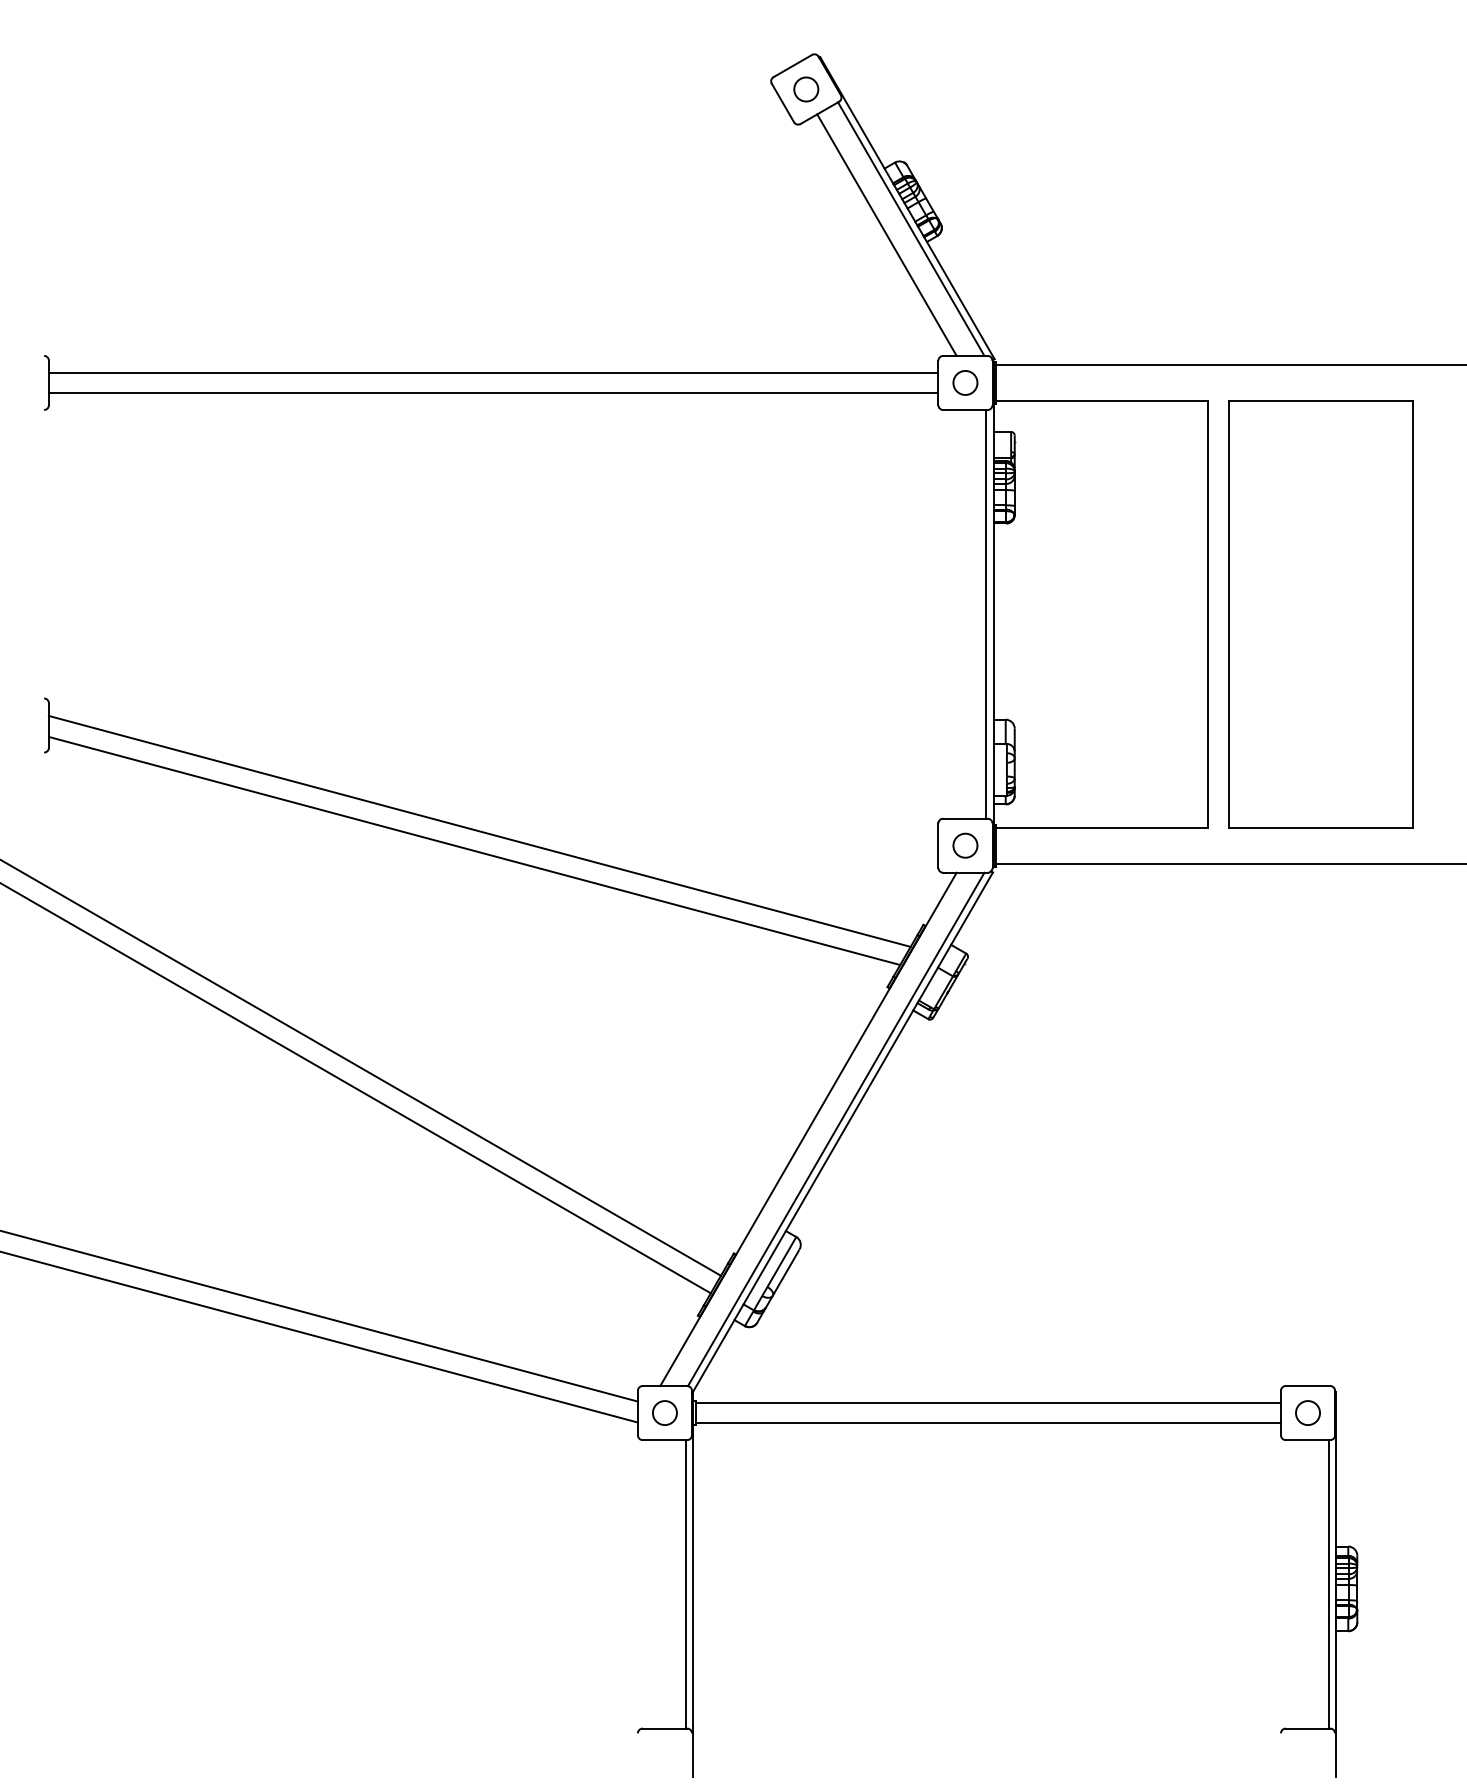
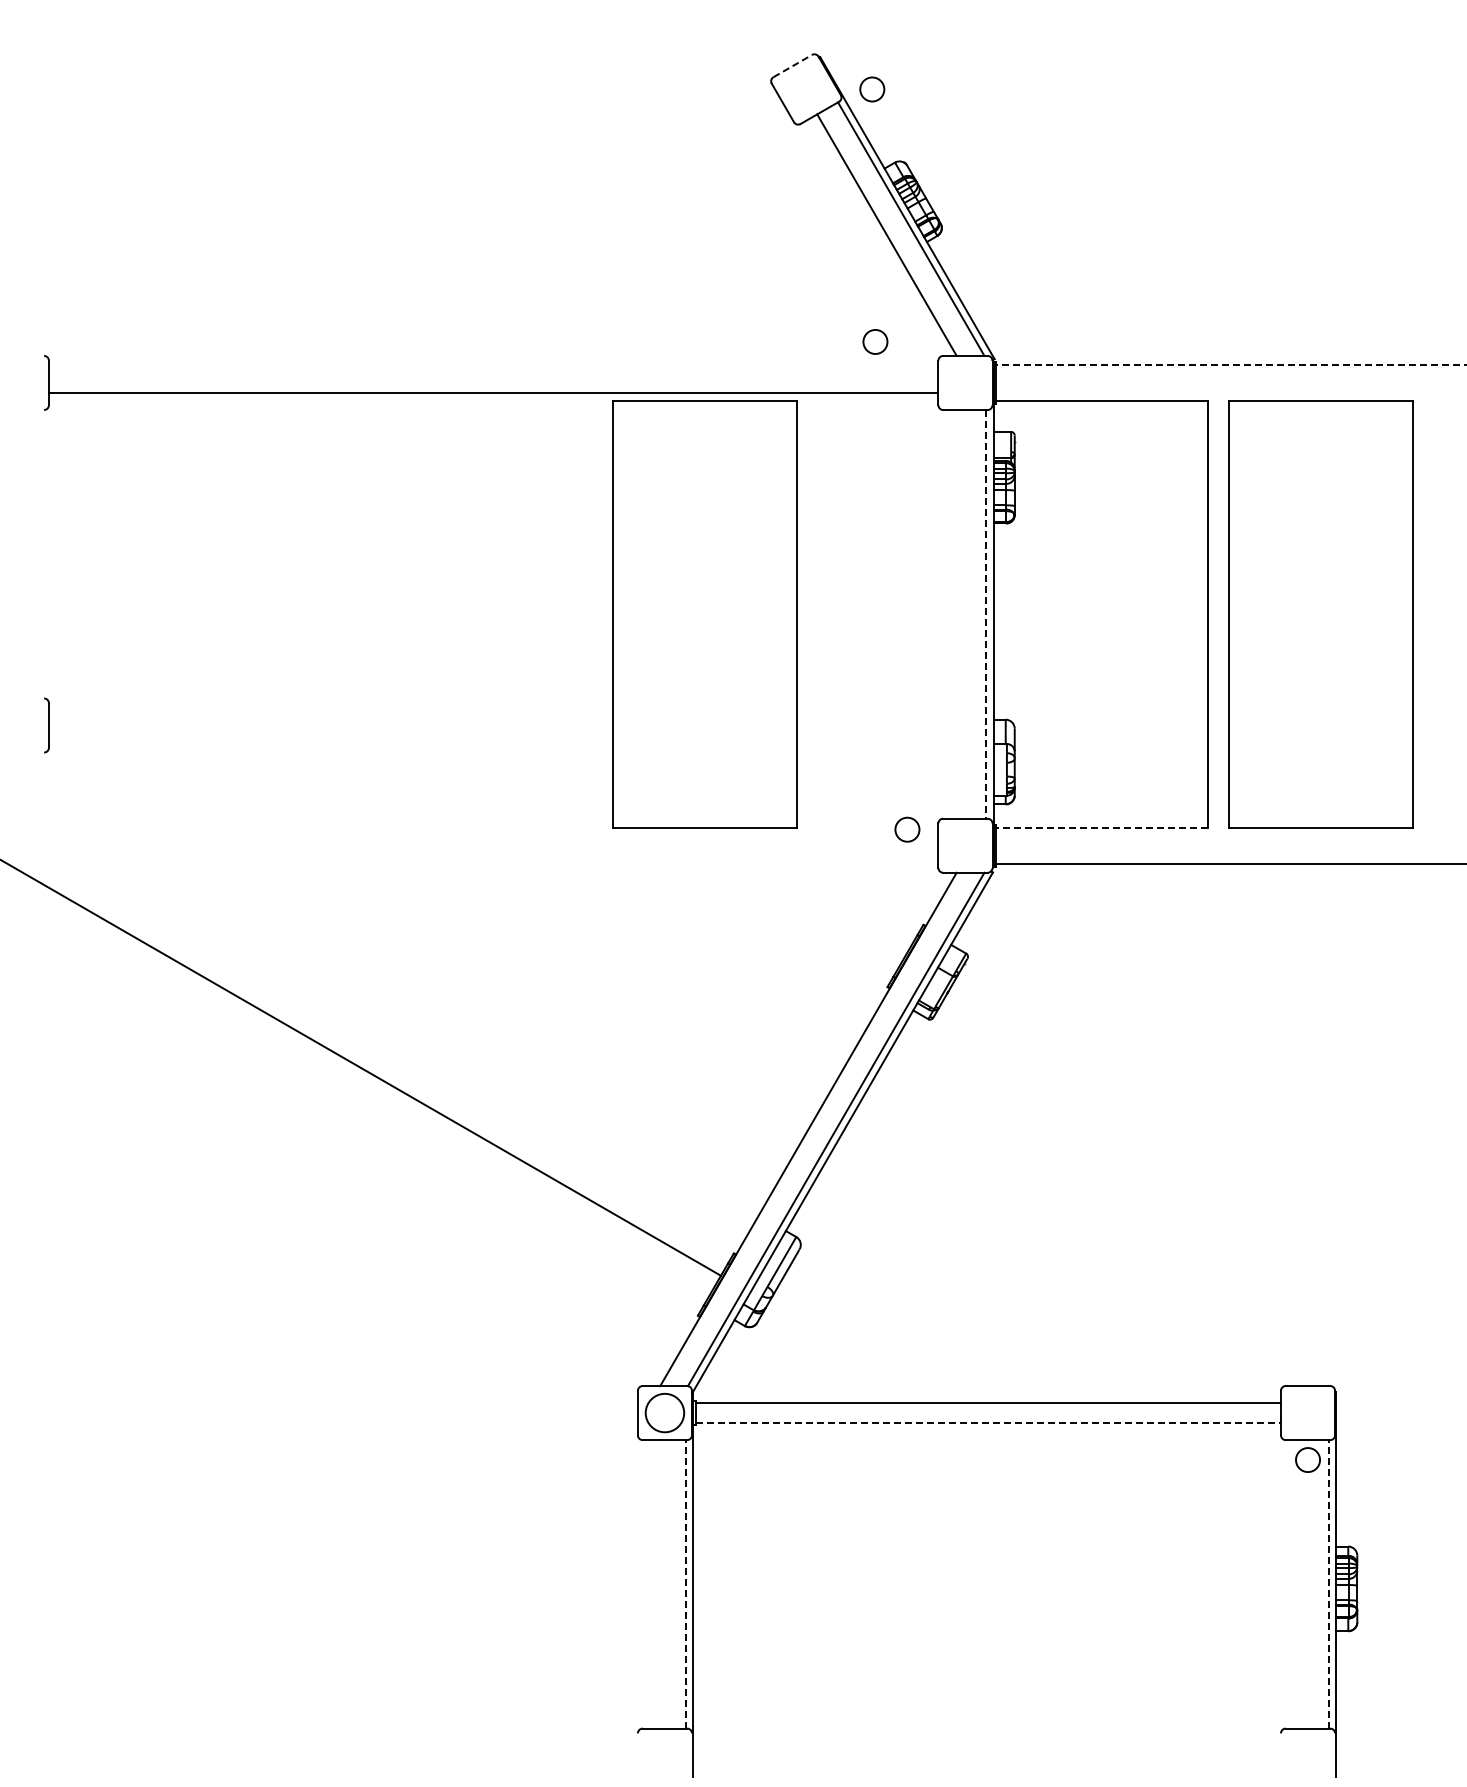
line: solid -> dashed (793, 65)
circle position: (806, 89) -> (872, 89) (872, 89)
line: solid -> dashed (1231, 364)
line: present -> none (493, 372)
circle position: (965, 382) -> (875, 341) (875, 341)
part: none -> present (704, 614)
line: solid -> dashed (986, 614)
line: solid -> dashed (1101, 827)
line: present -> none (479, 830)
circle position: (965, 845) -> (907, 829) (907, 829)
line: present -> none (474, 850)
line: present -> none (356, 1088)
line: present -> none (319, 1316)
line: present -> none (319, 1337)
circle position: (1307, 1412) -> (1307, 1459) (1307, 1459)
circle diameter: 24 px -> 38 px (664, 1412)
line: solid -> dashed (988, 1423)
line: solid -> dashed (685, 1583)
line: solid -> dashed (1329, 1583)
